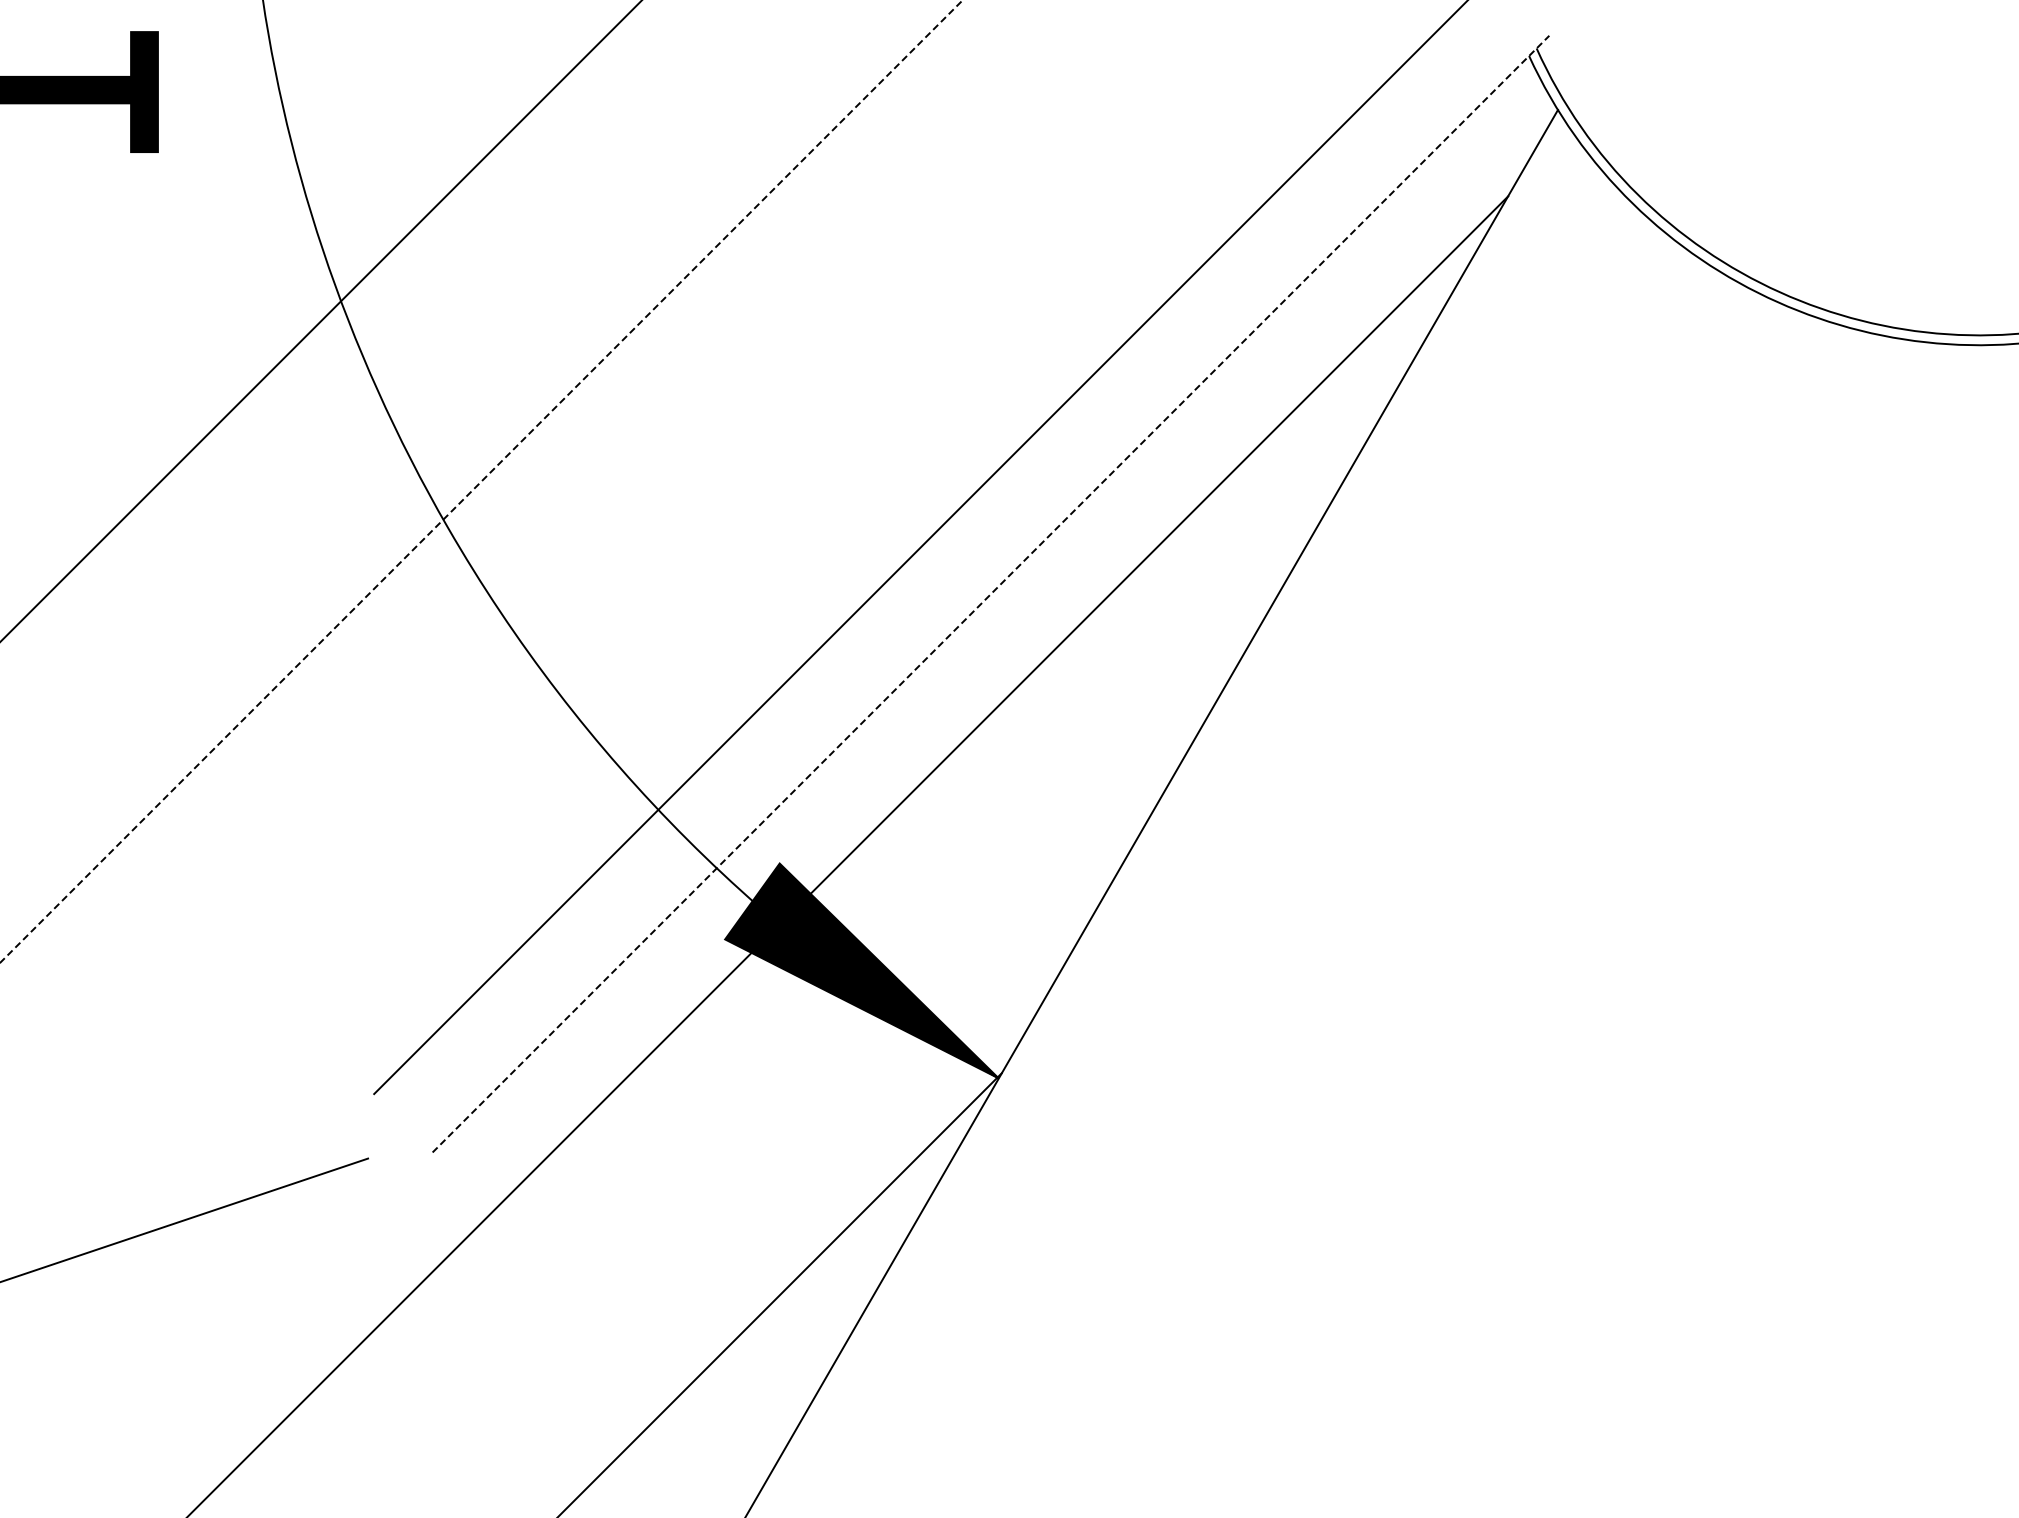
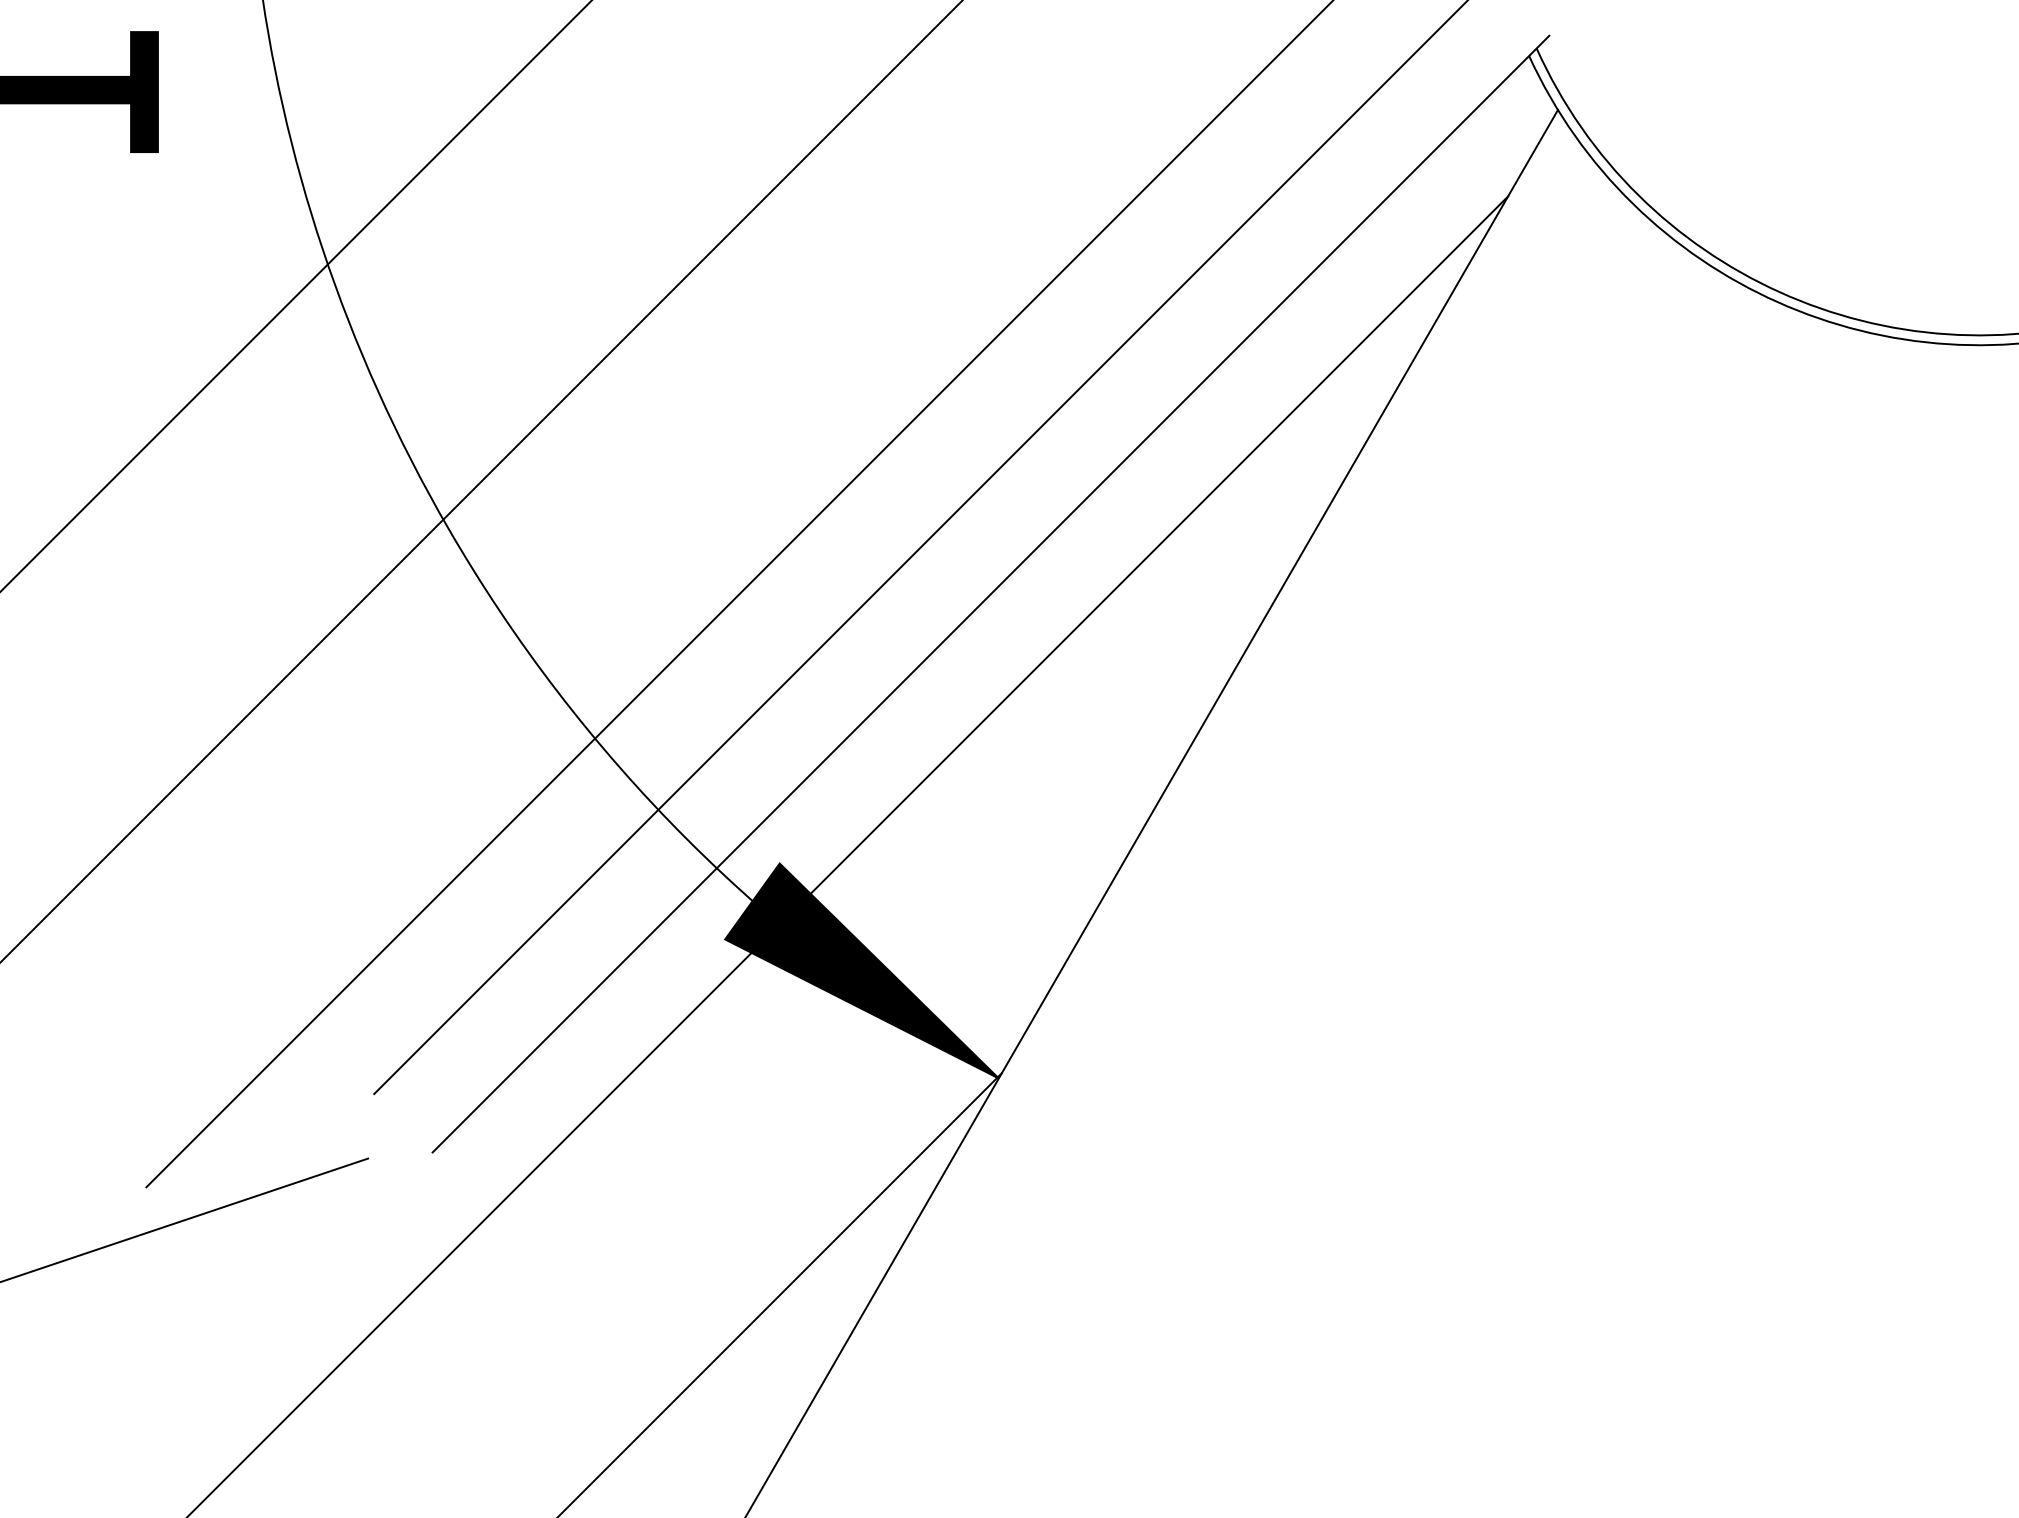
line position: (320, 320) -> (296, 295) (296, 295)
line: dashed -> solid (480, 482)
line: none -> present (738, 594)
line: dashed -> solid (990, 594)
